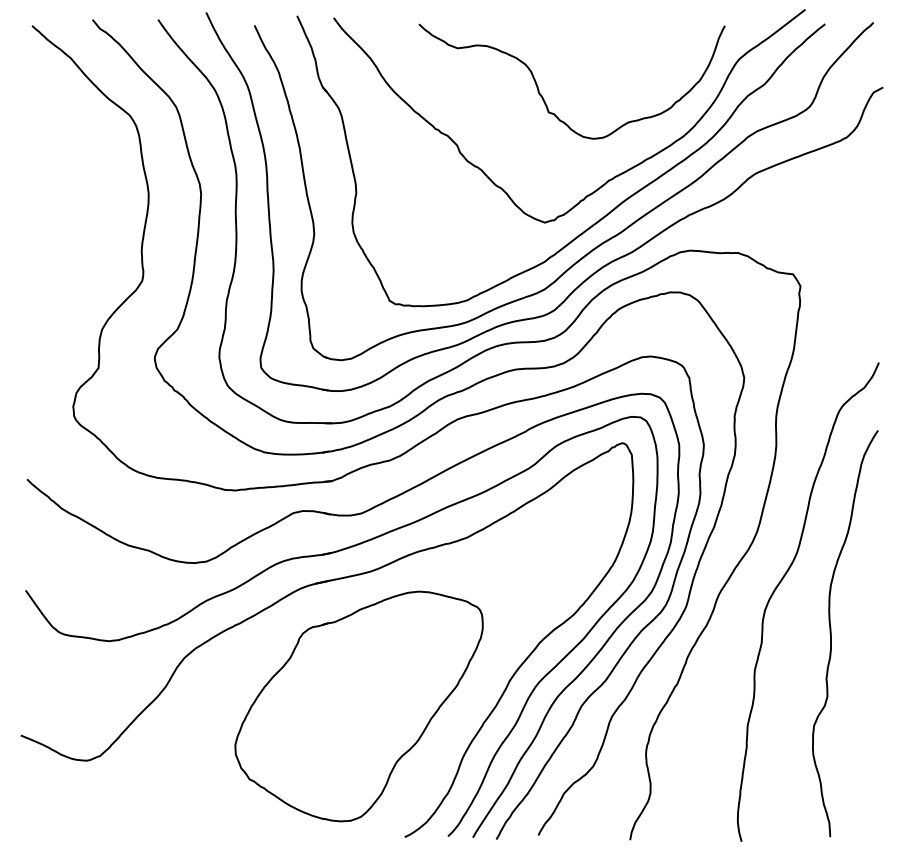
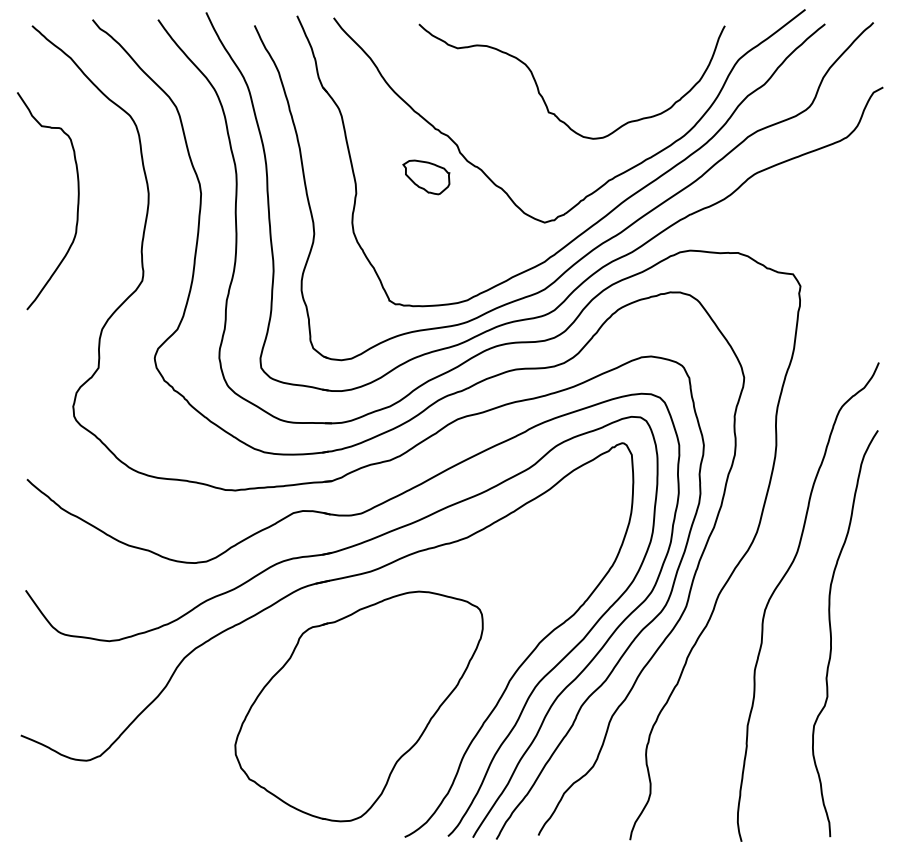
part: none -> present (426, 177)
curve: none -> present (77, 201)
